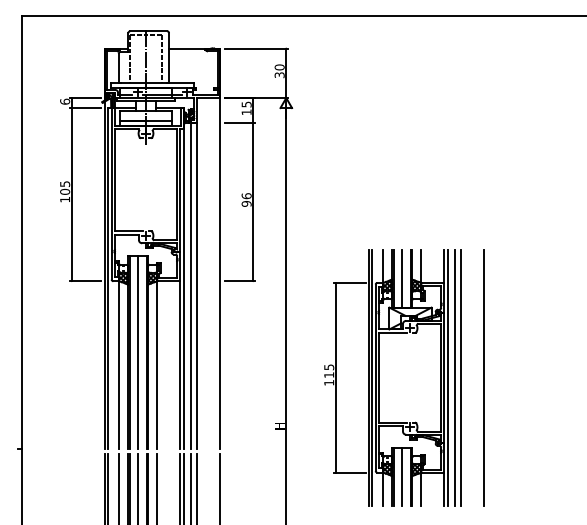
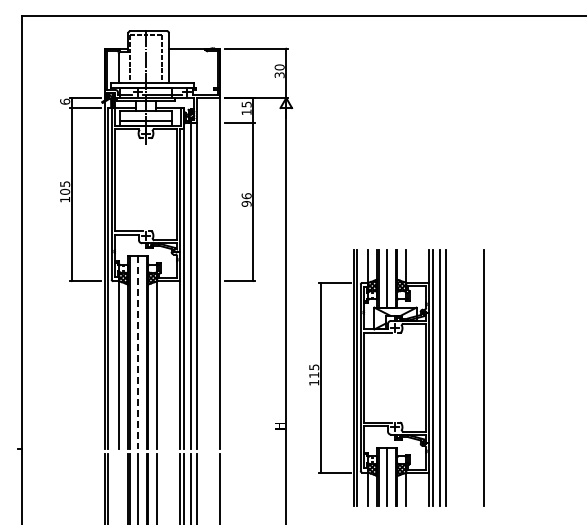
line: solid -> dashed (138, 353)
part position: (392, 377) -> (377, 377) (377, 377)
line: present -> none (119, 487)
